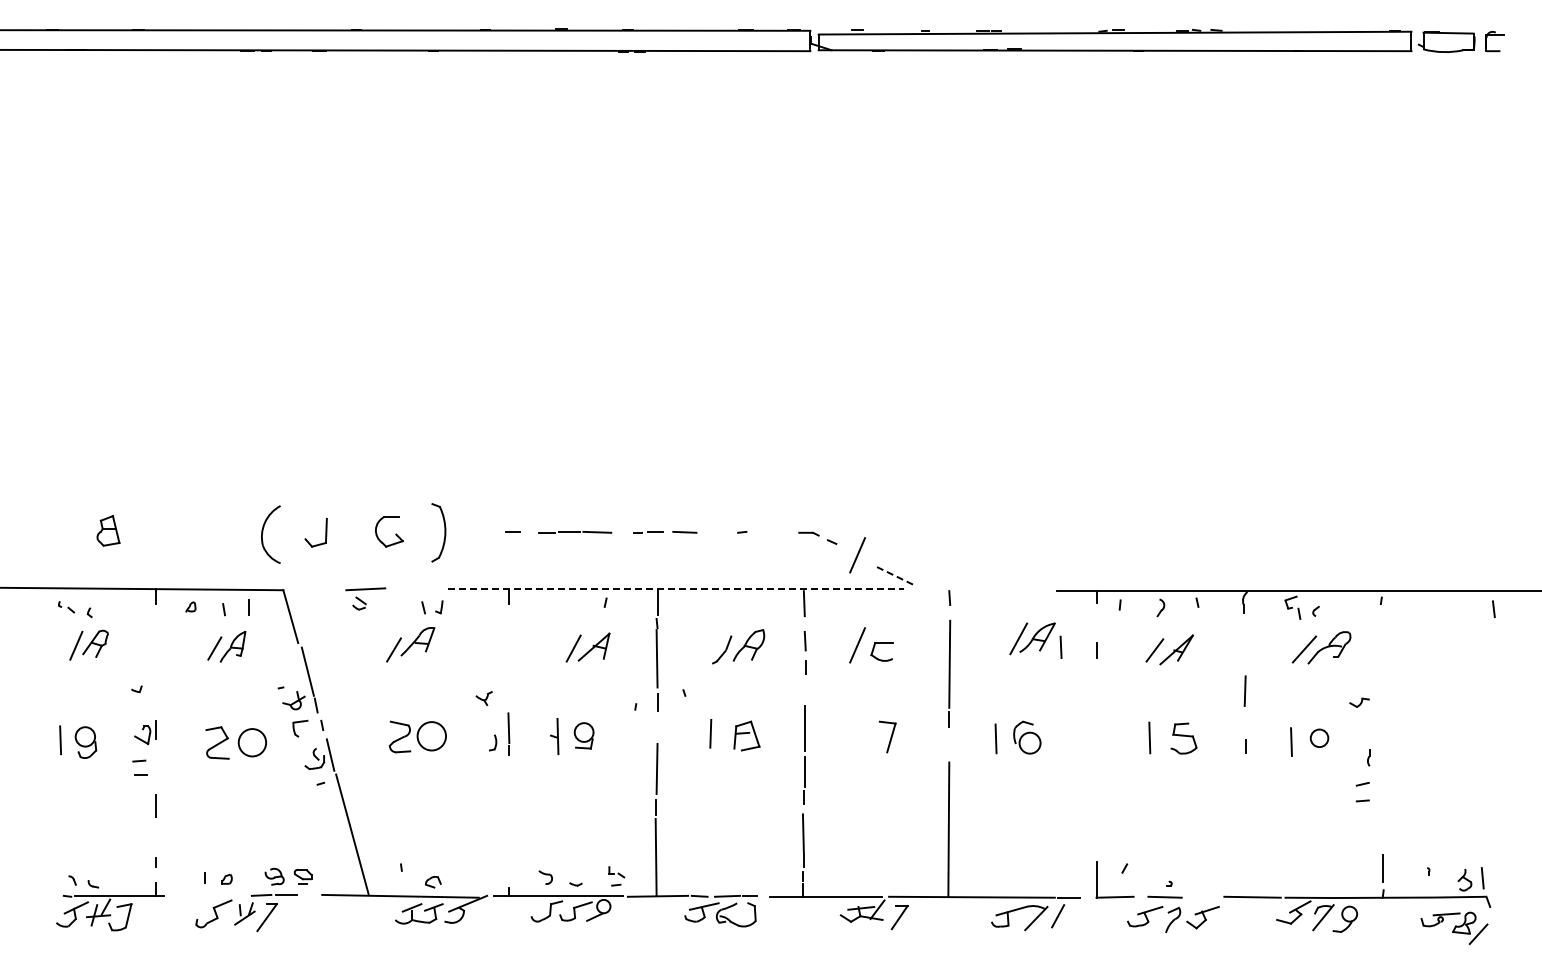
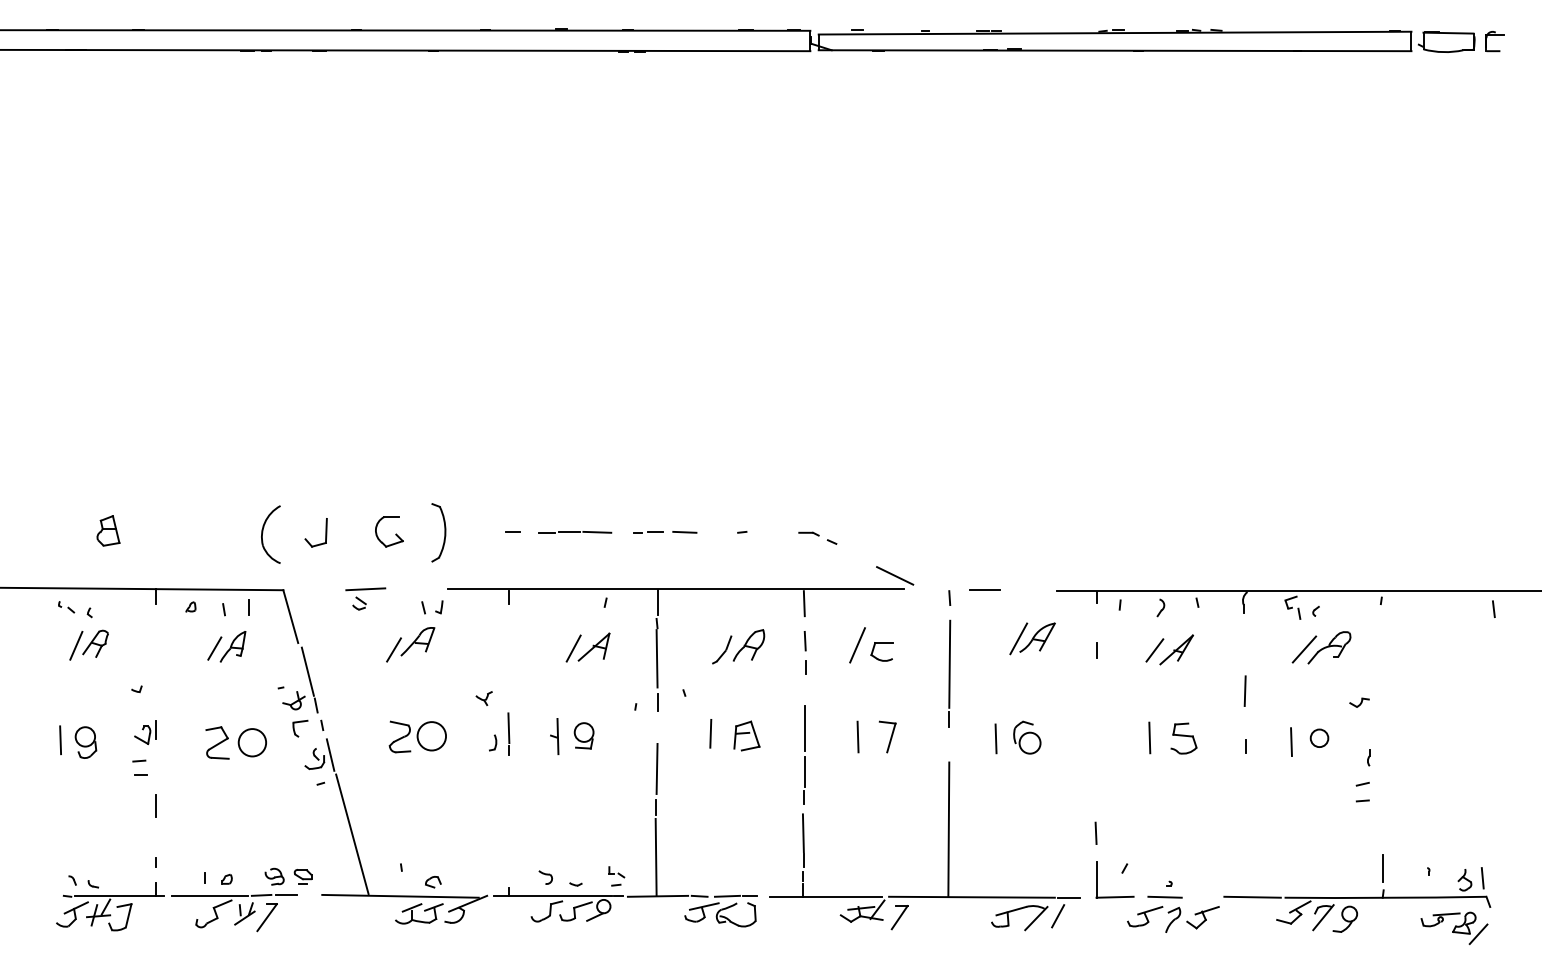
line: present -> none (857, 555)
line: dashed -> solid (895, 576)
line: dashed -> solid (676, 589)
line: none -> present (984, 590)
line position: (1060, 646) -> (1095, 832) (1095, 832)
line: none -> present (857, 736)
line: none -> present (210, 895)
